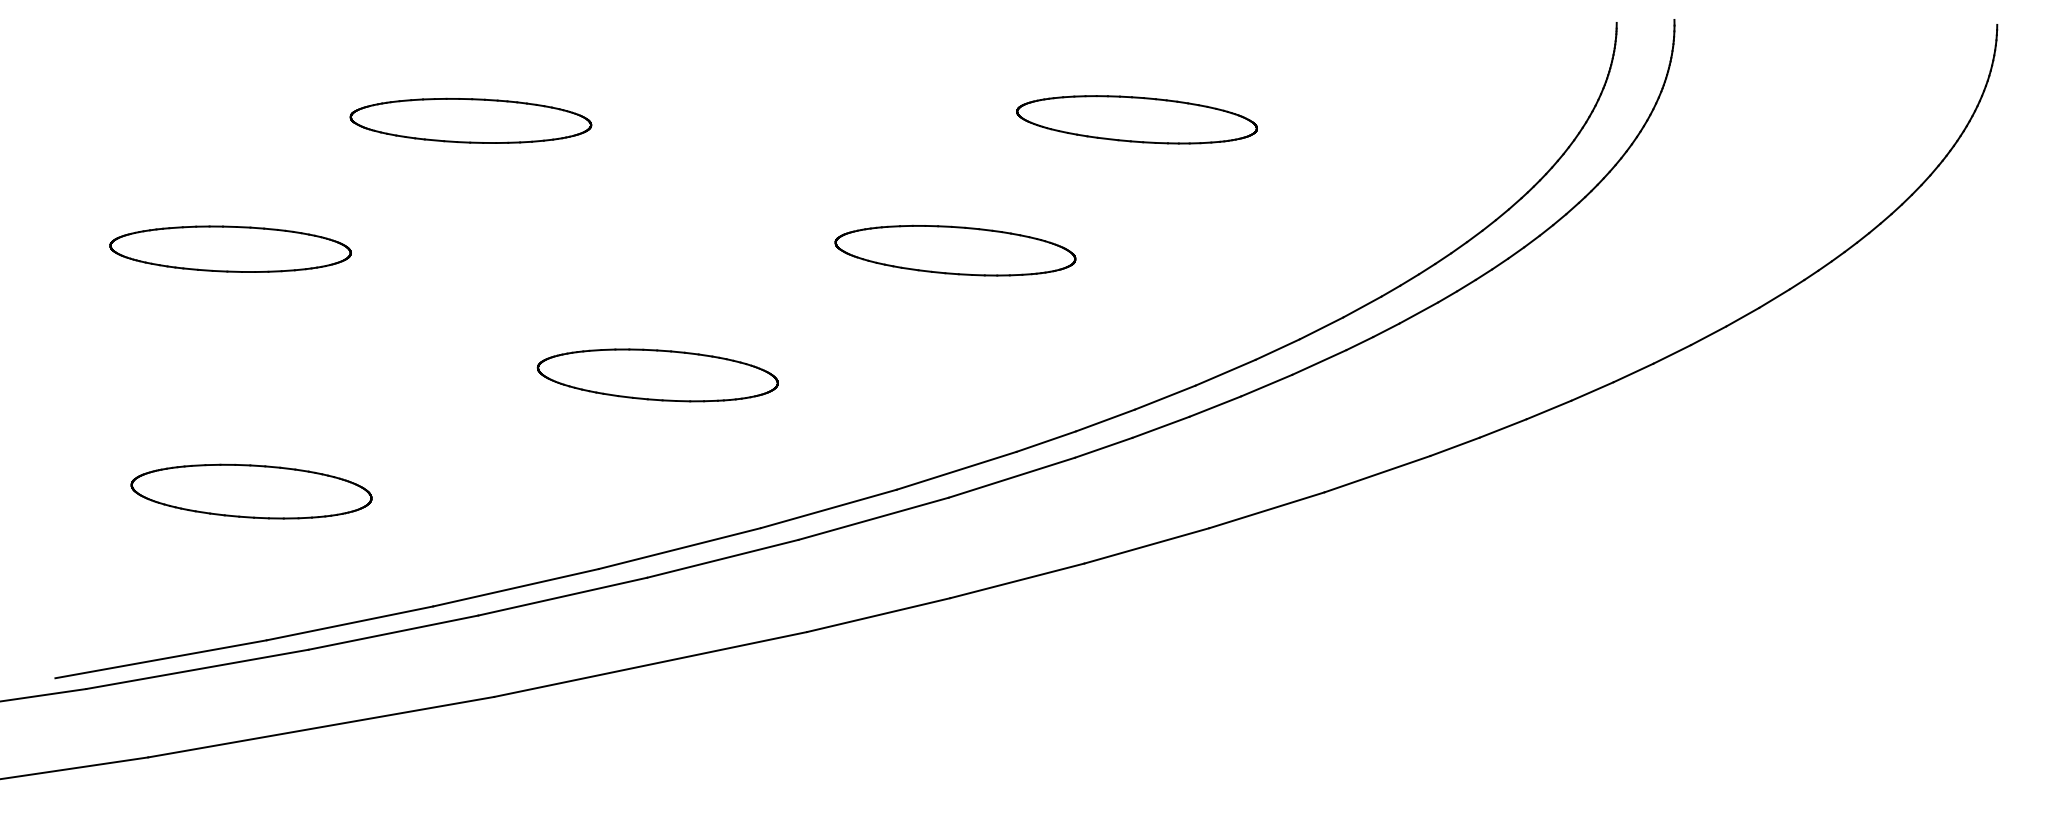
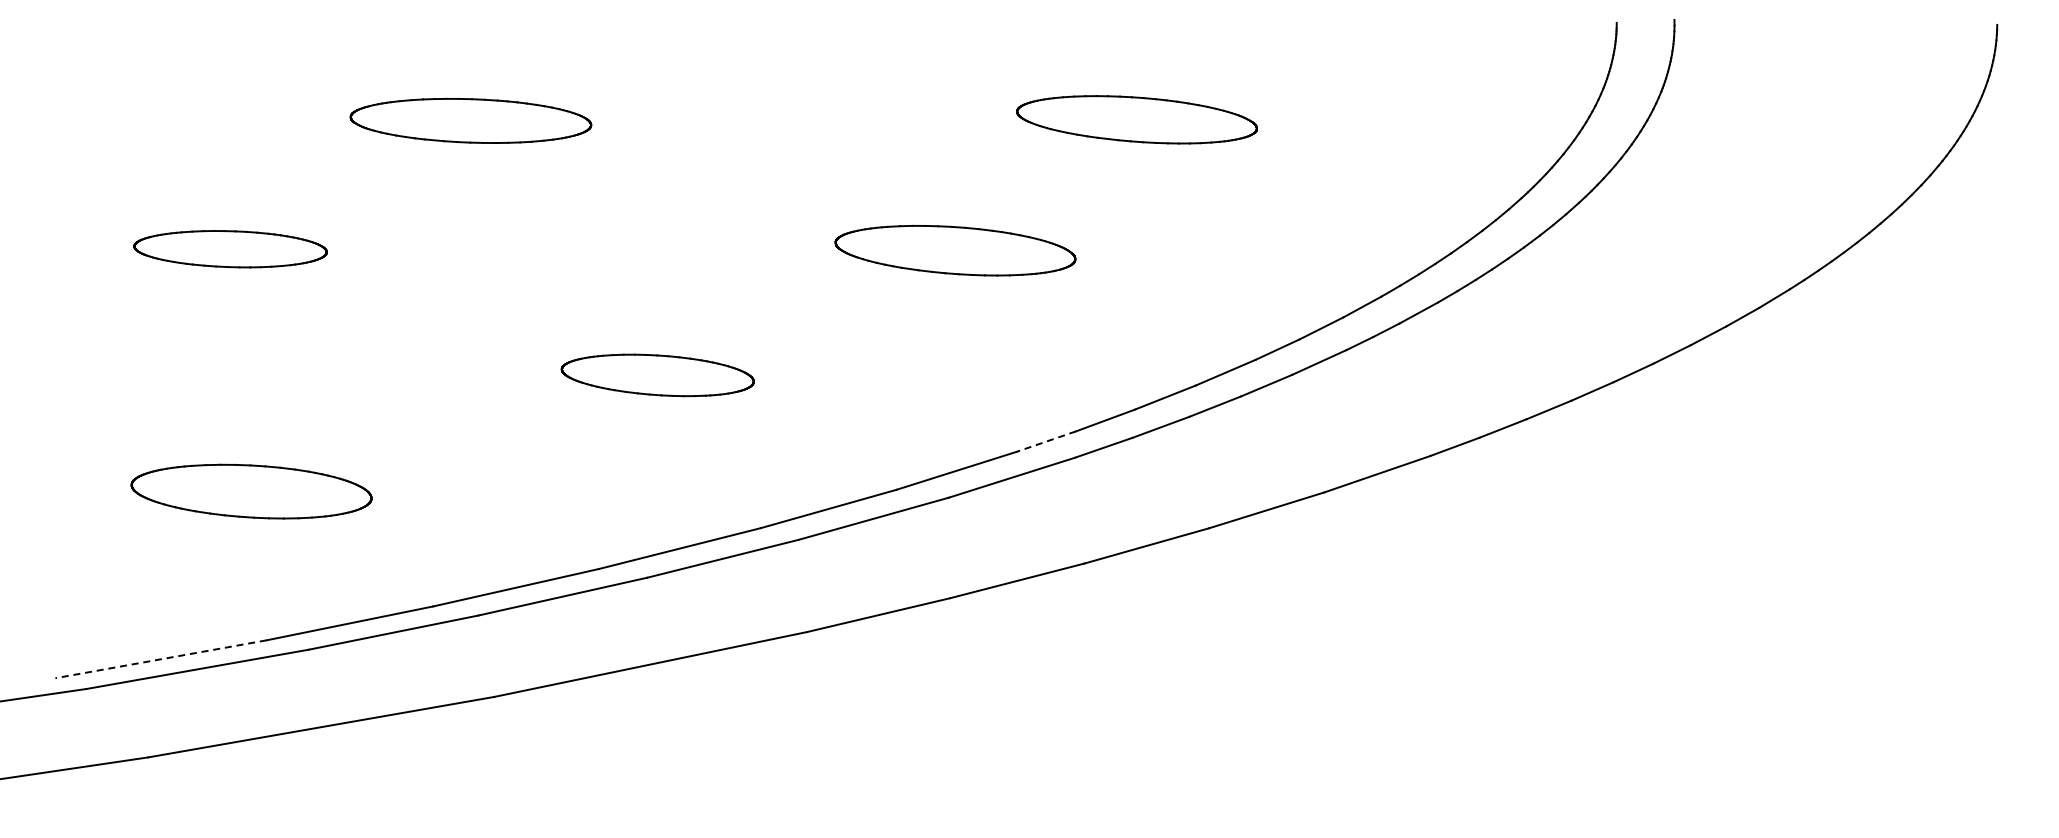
part size: 243x48 px -> 195x39 px (230, 249)
part size: 243x55 px -> 195x45 px (657, 375)
line: solid -> dashed (1045, 441)
line: solid -> dashed (160, 659)
